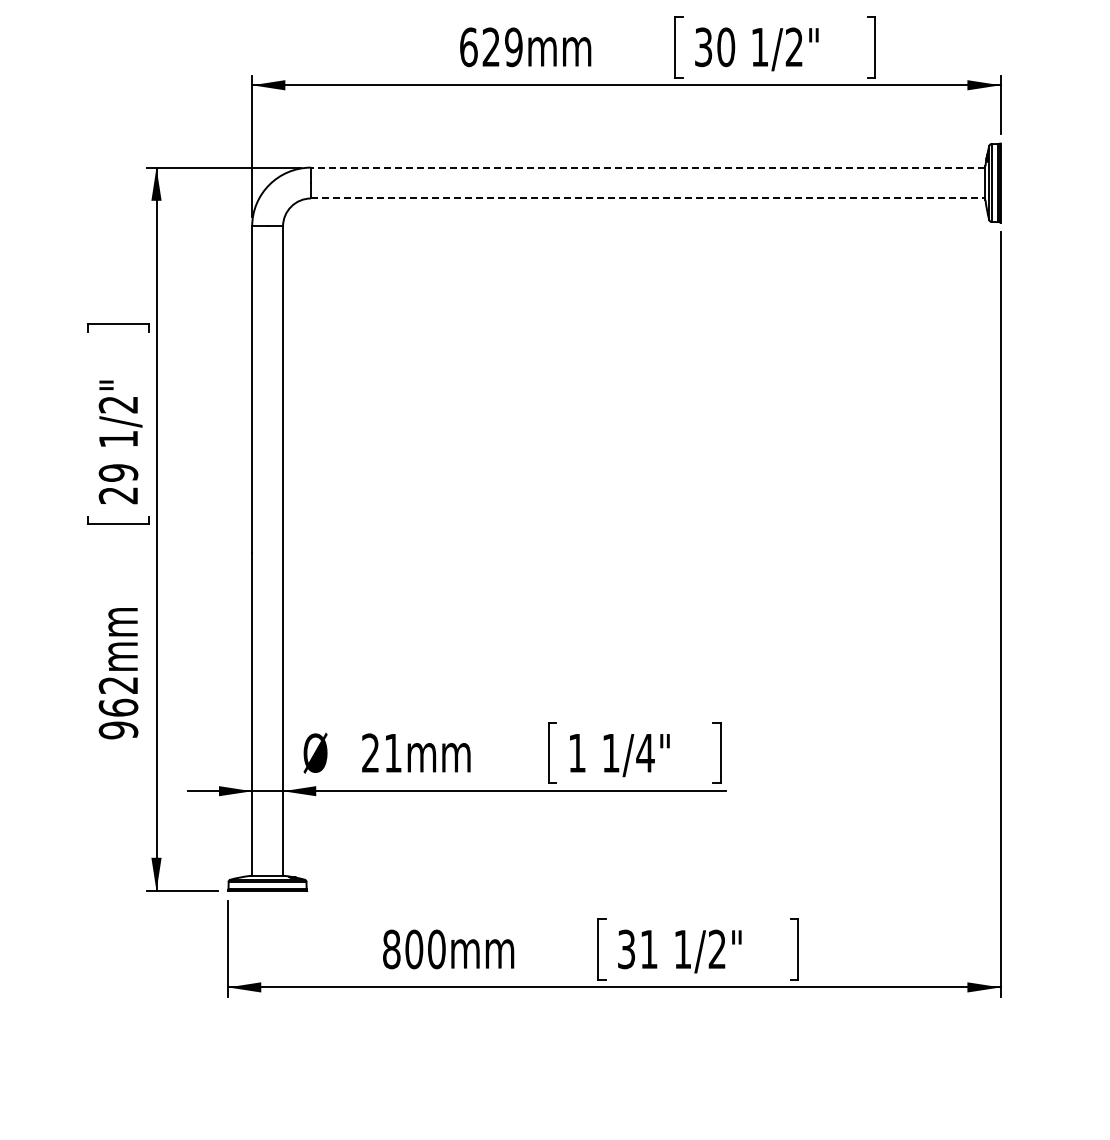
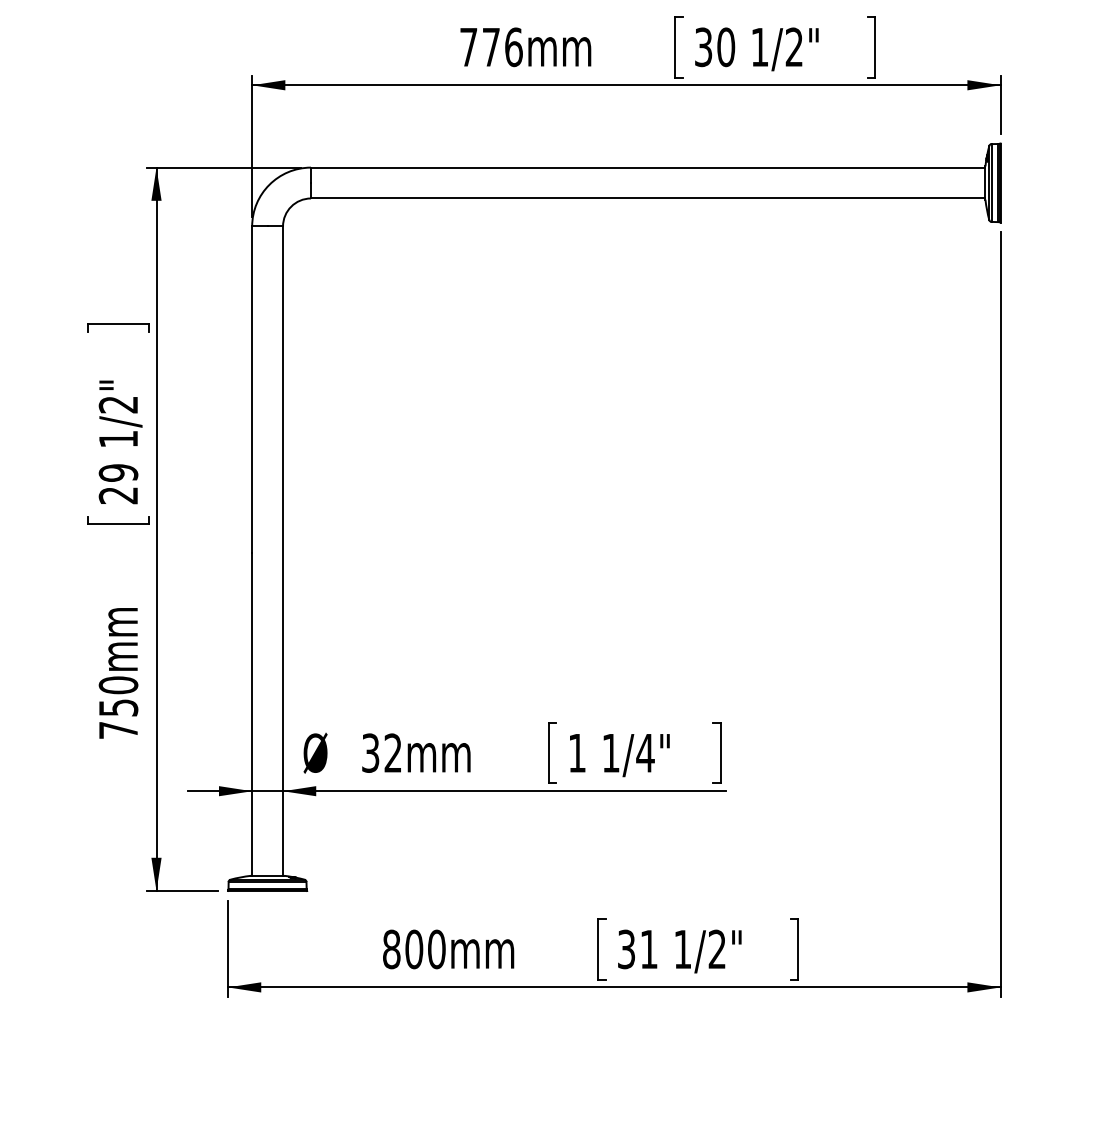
text: 629mm -> 776mm (491, 47)
line: dashed -> solid (647, 167)
line: dashed -> solid (648, 198)
text: 962mm -> 750mm (118, 707)
text: 21mm -> 32mm (381, 752)
